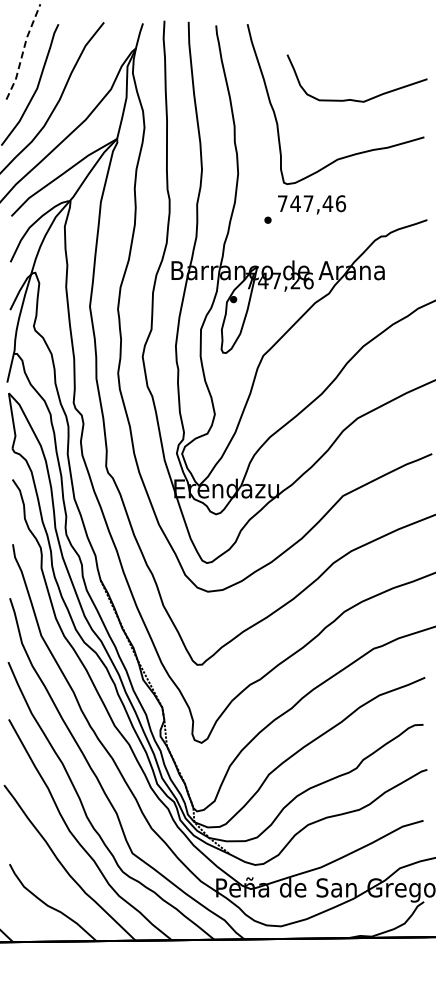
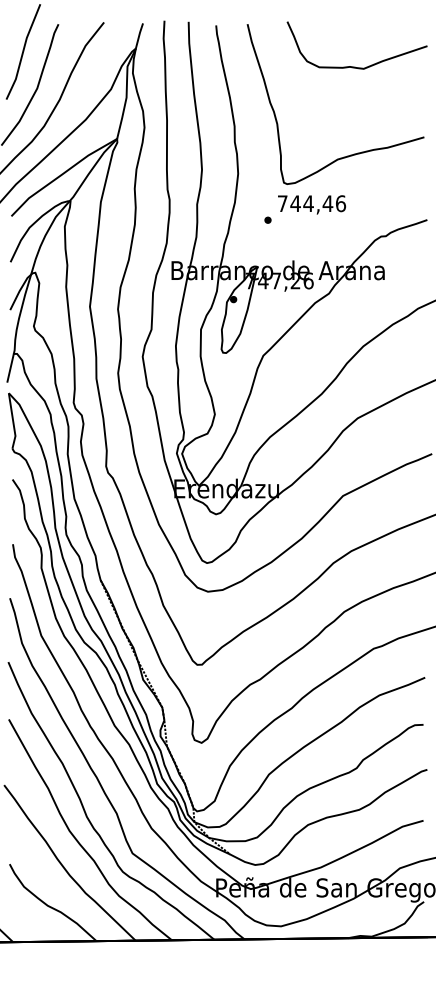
line: dashed -> solid (23, 51)
curve position: (355, 99) -> (355, 66) (355, 66)
text: 747,46 -> 744,46 (308, 203)
